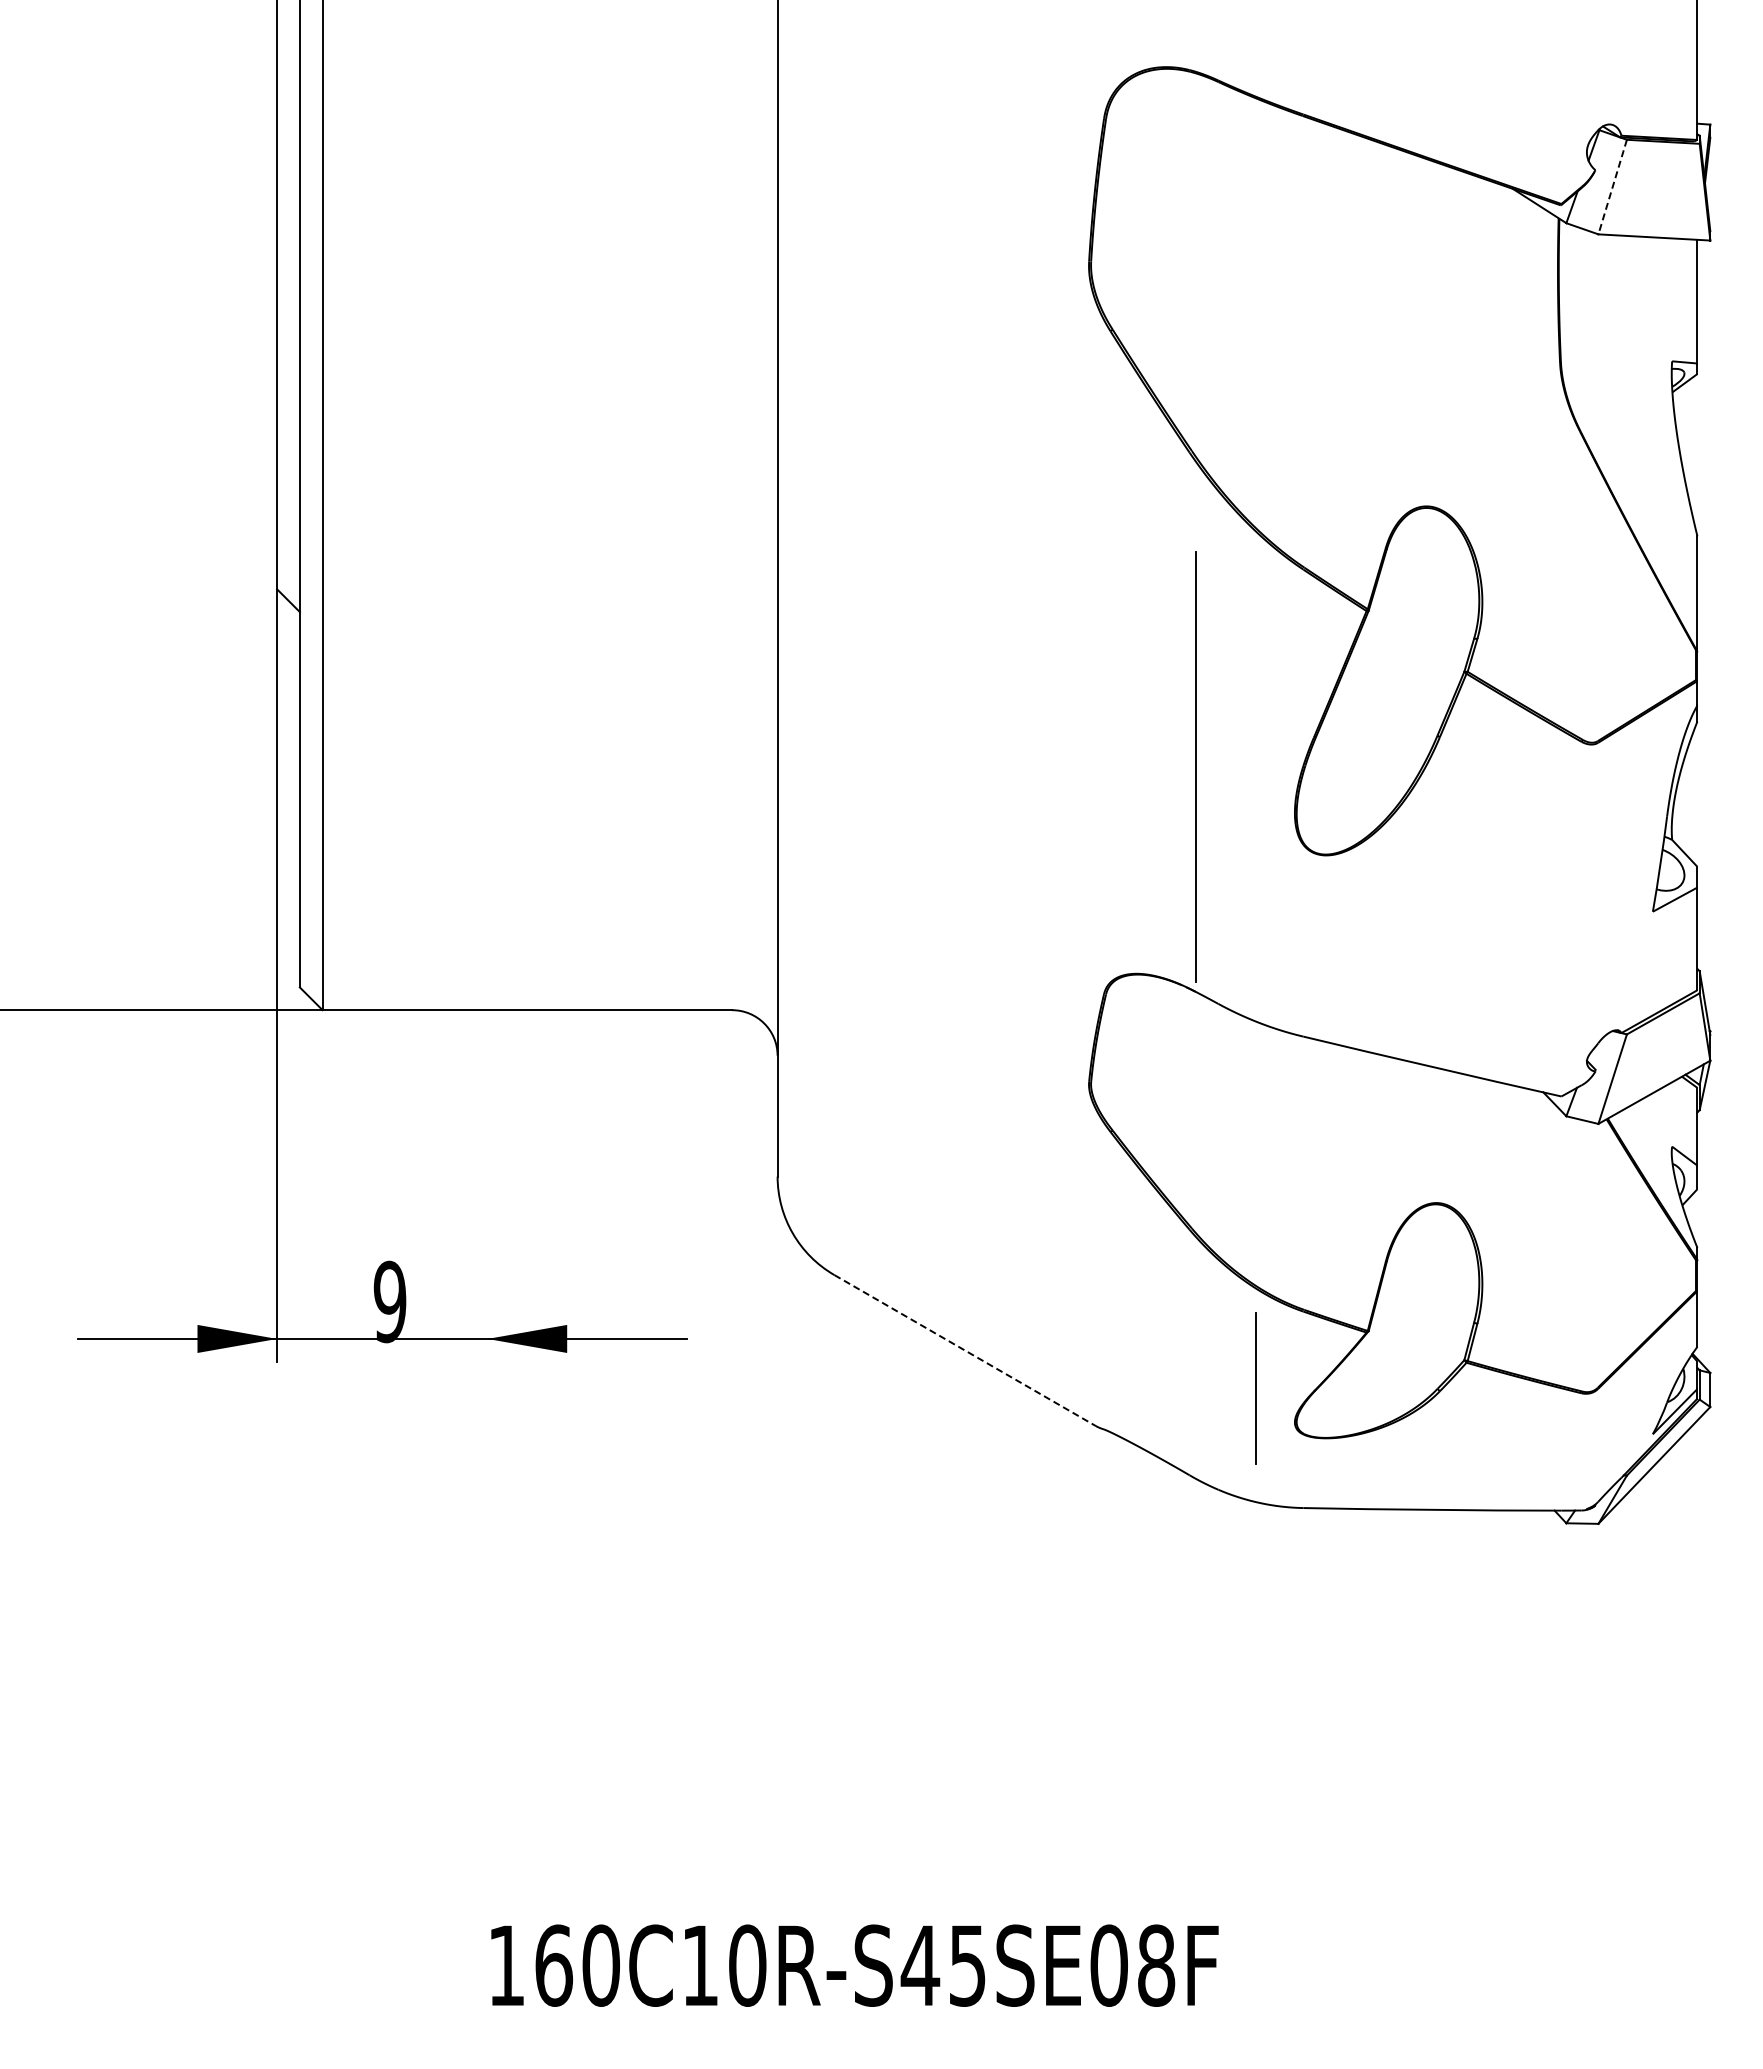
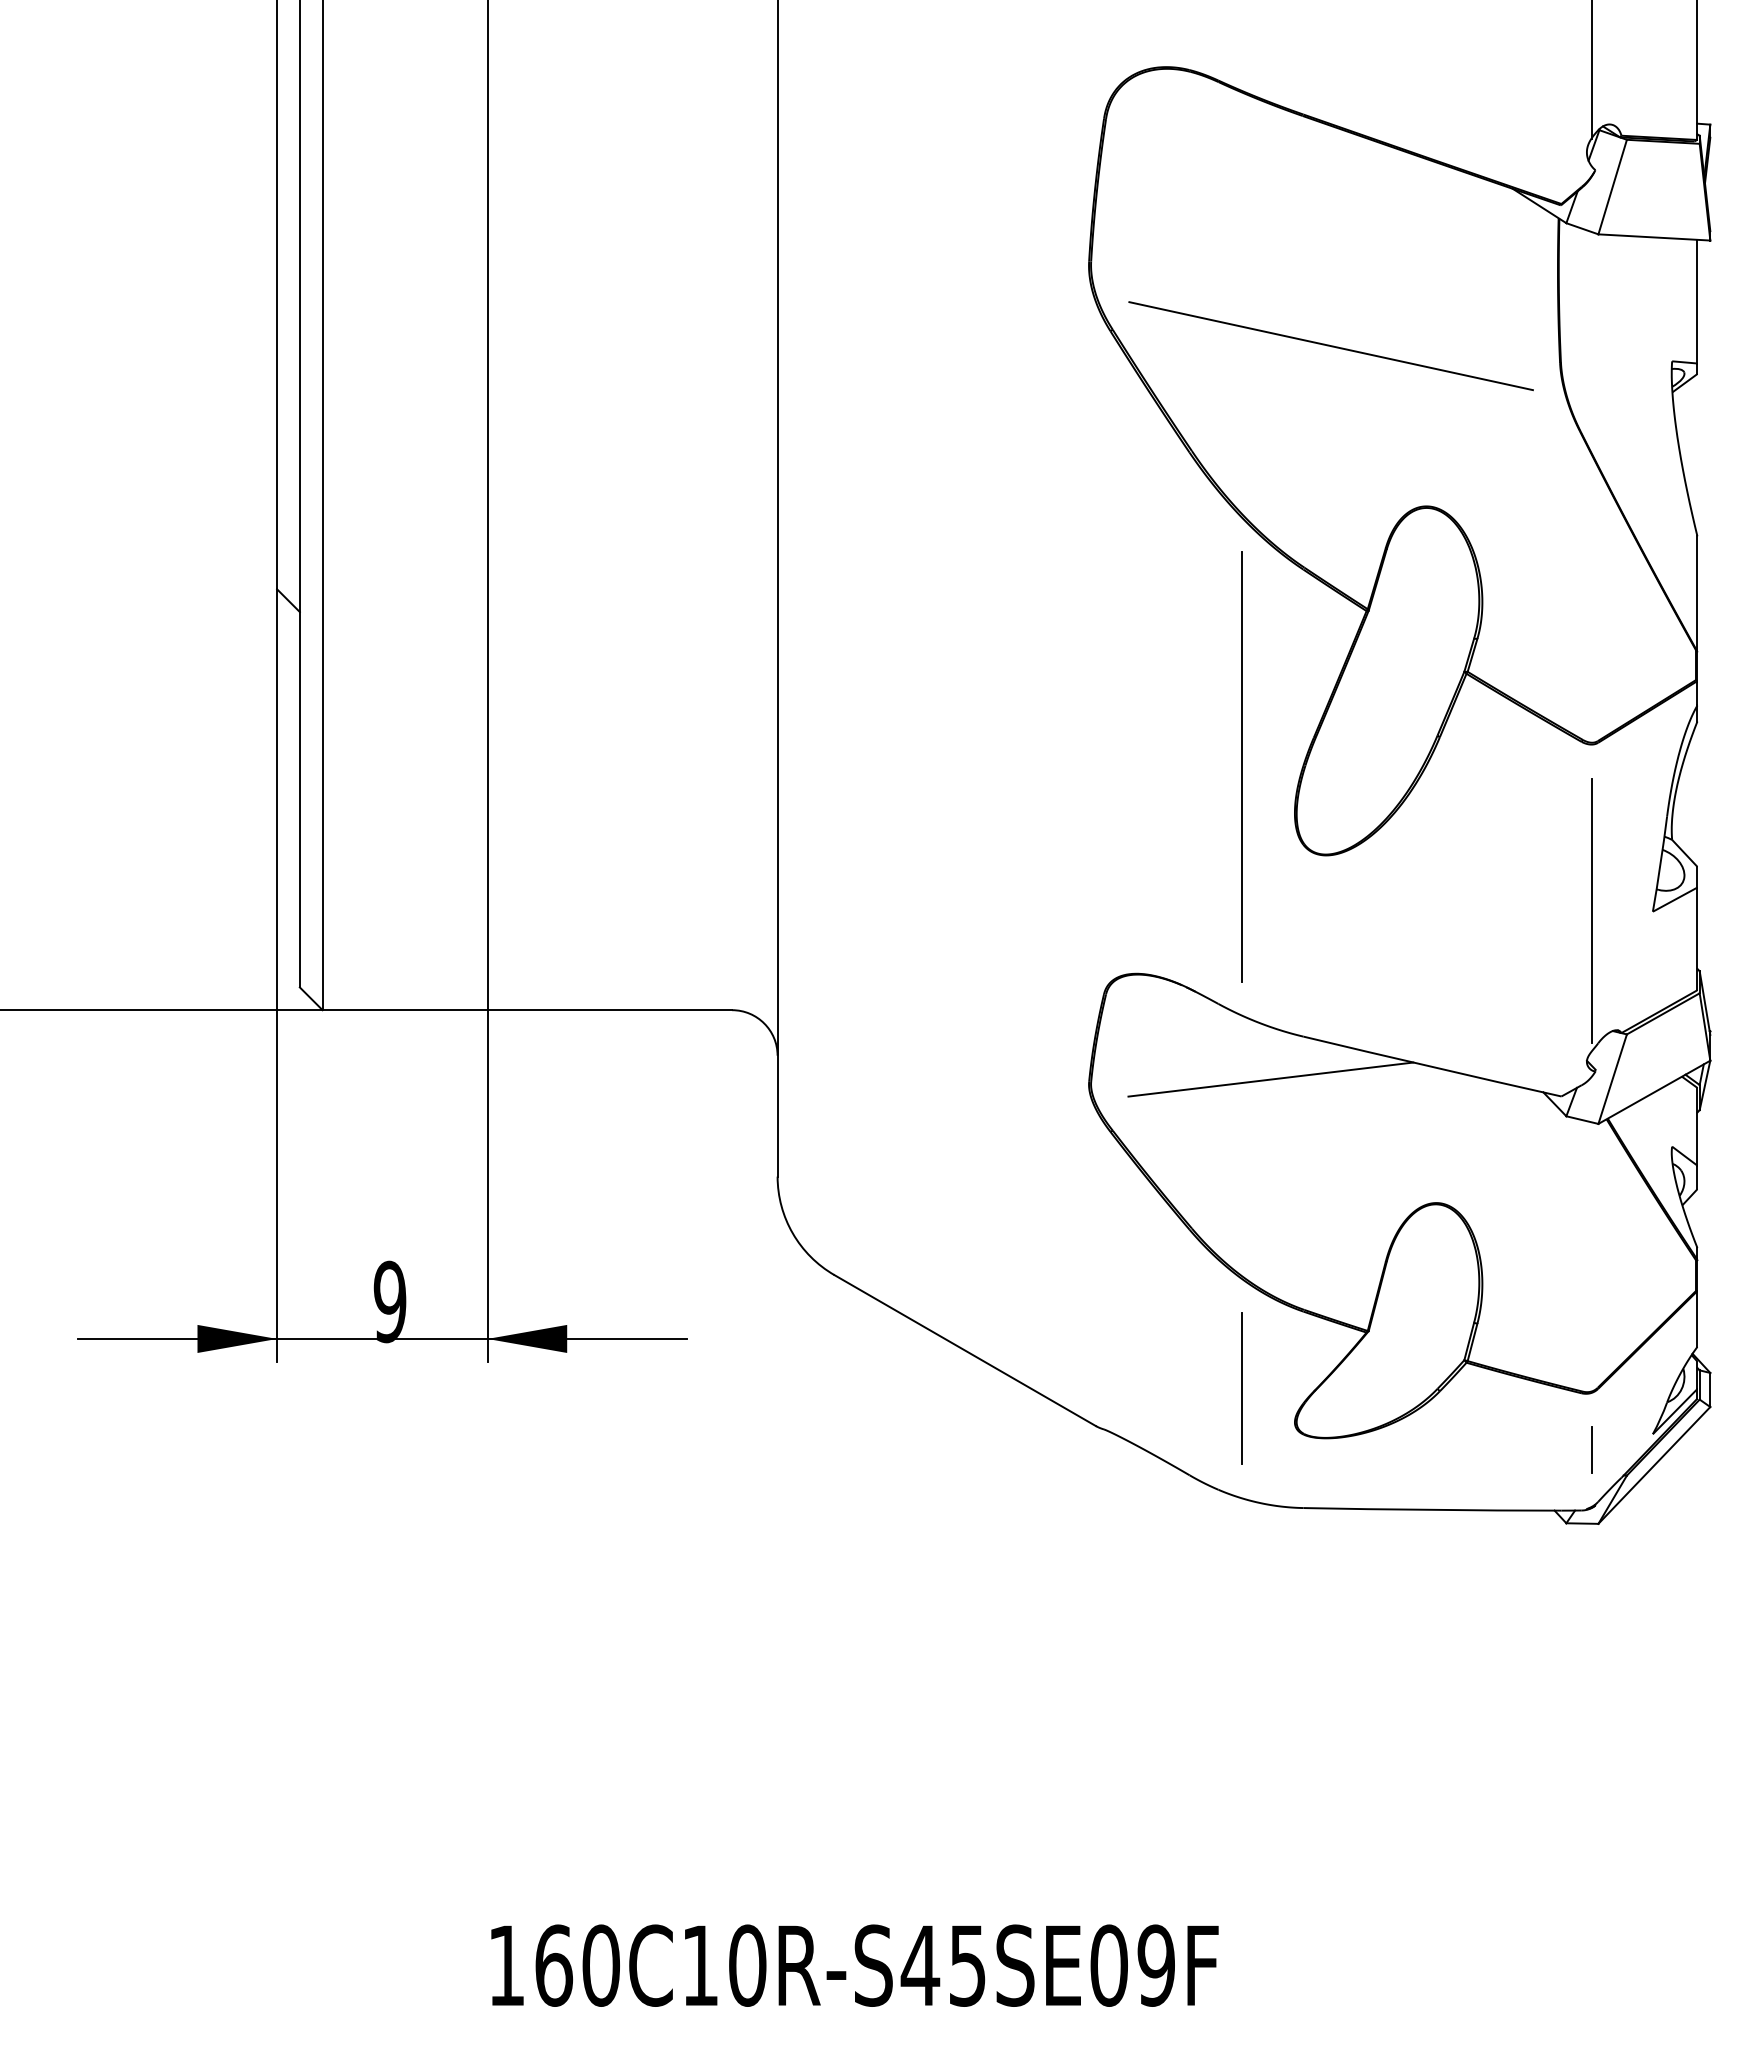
line: none -> present (1591, 70)
line: dashed -> solid (1612, 187)
line: none -> present (1330, 346)
line: none -> present (487, 681)
line position: (1195, 766) -> (1241, 766) (1241, 766)
line: none -> present (1591, 910)
line: none -> present (1270, 1079)
line: dashed -> solid (965, 1350)
line position: (1255, 1388) -> (1241, 1388) (1241, 1388)
line: none -> present (1591, 1449)
text: 160C10R-S45SE08F -> 160C10R-S45SE09F (1156, 1965)
